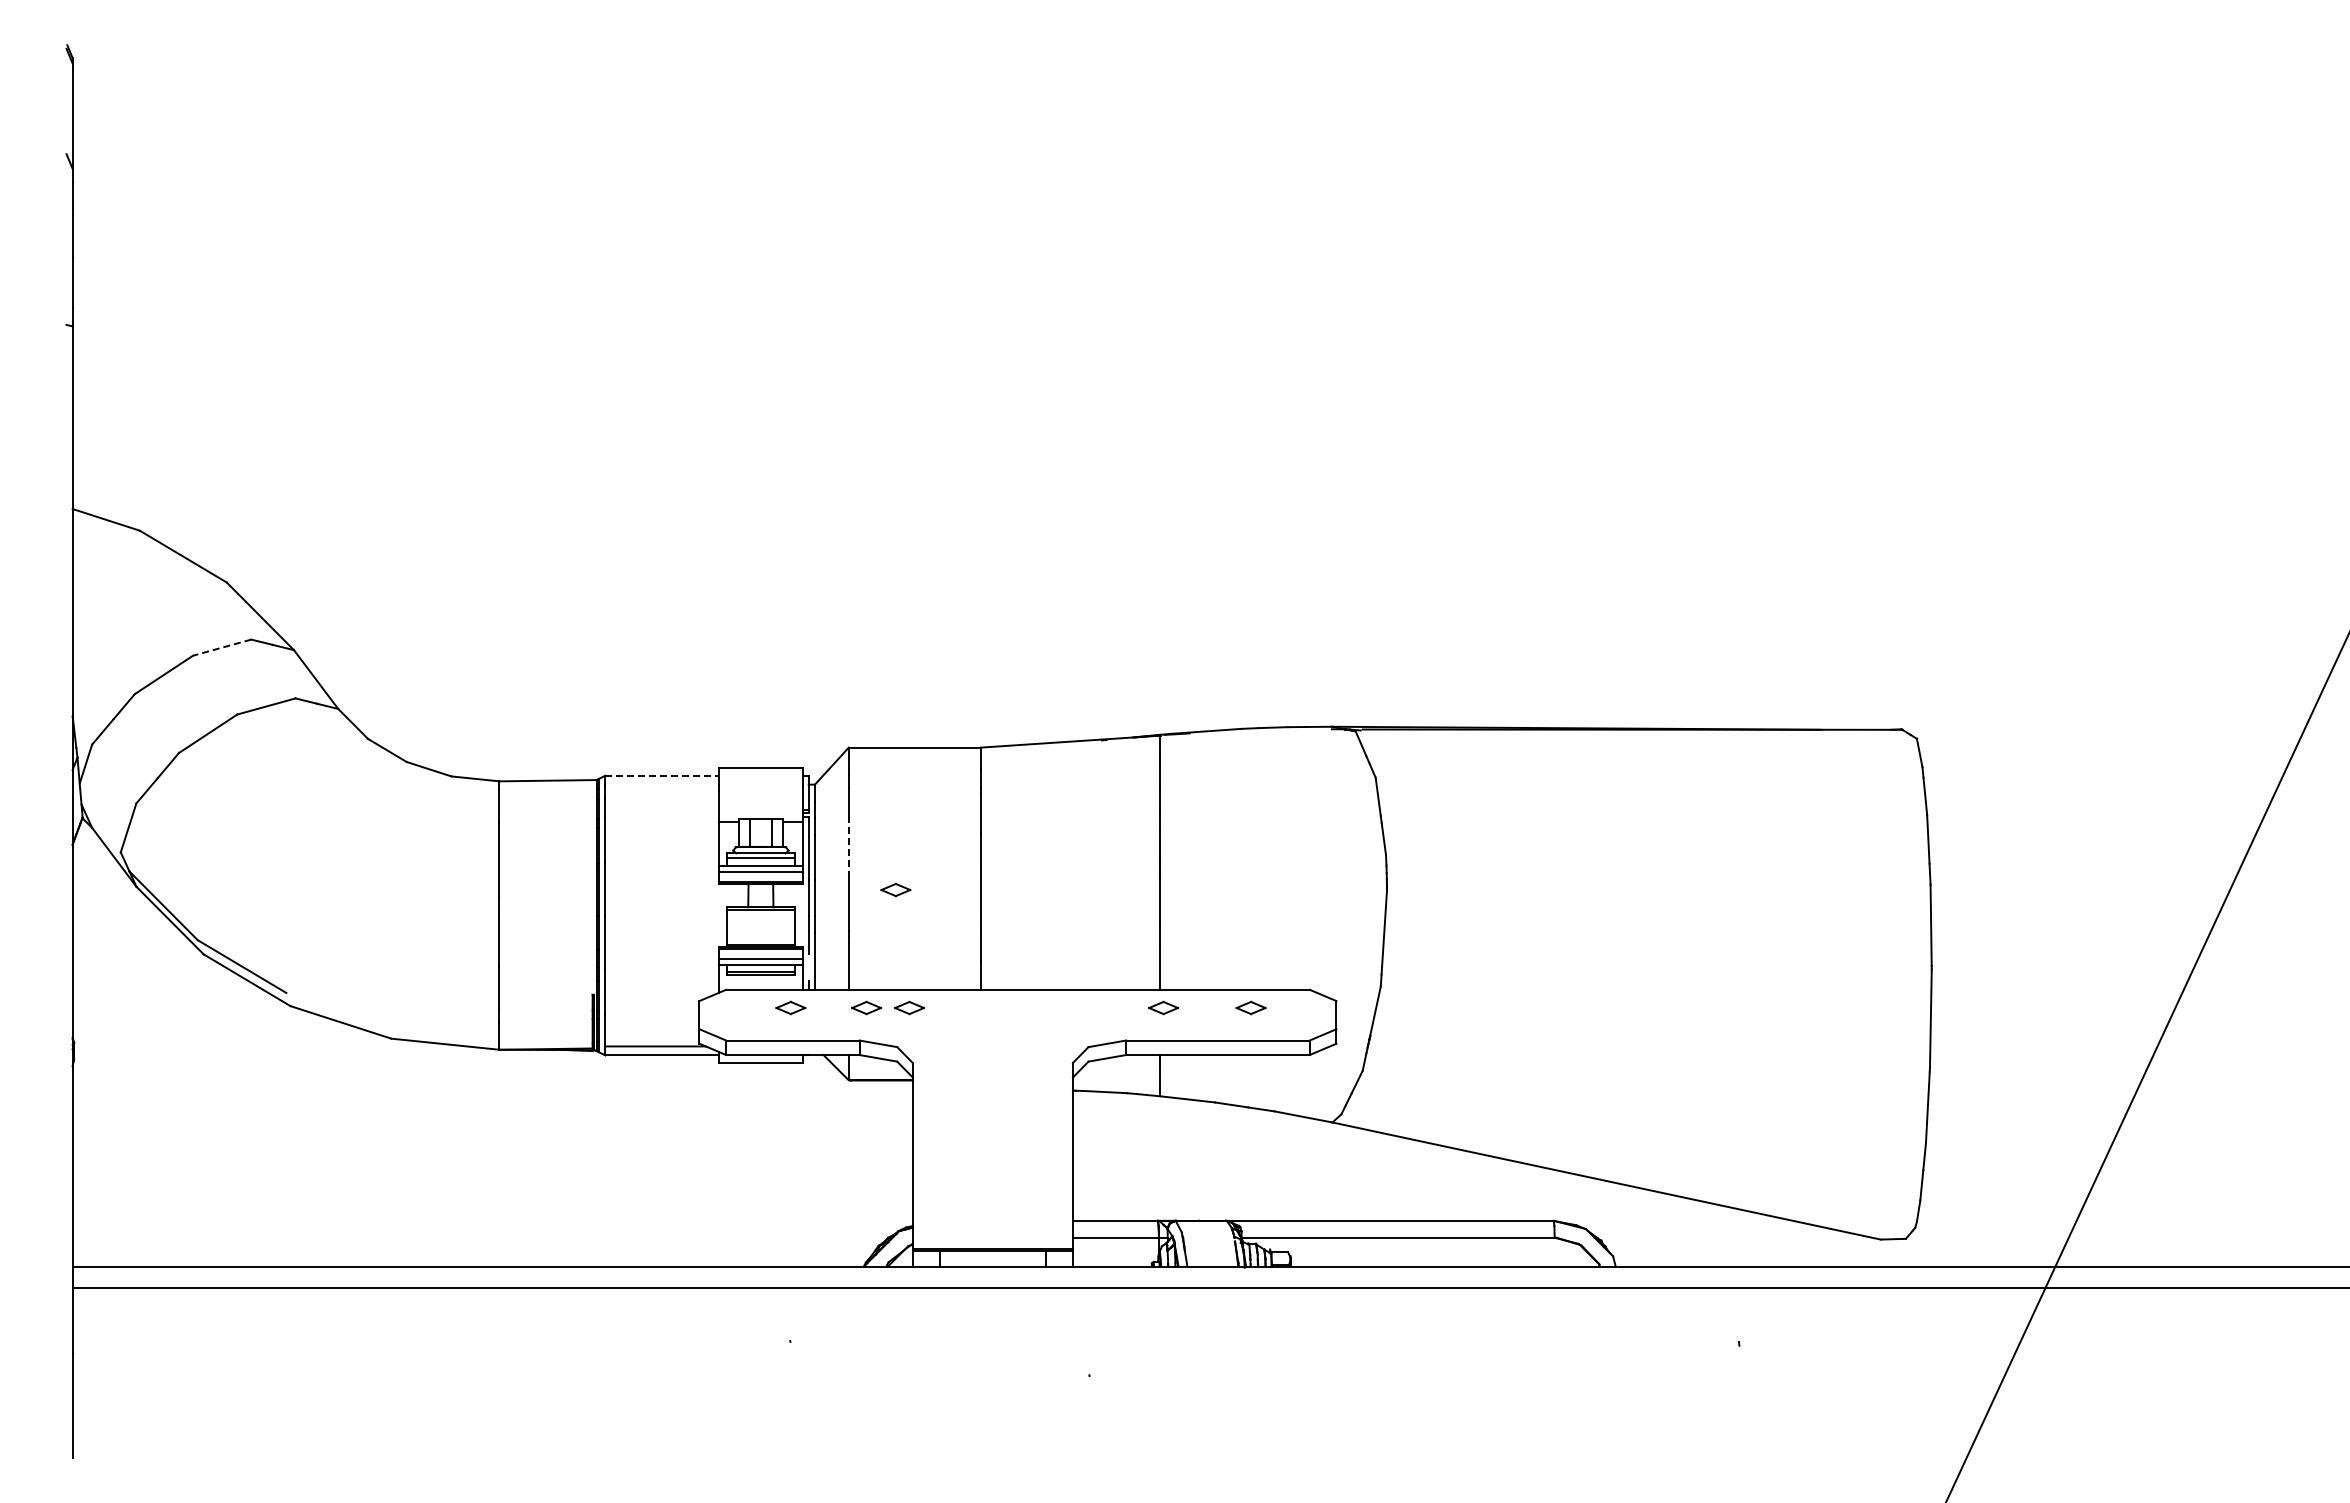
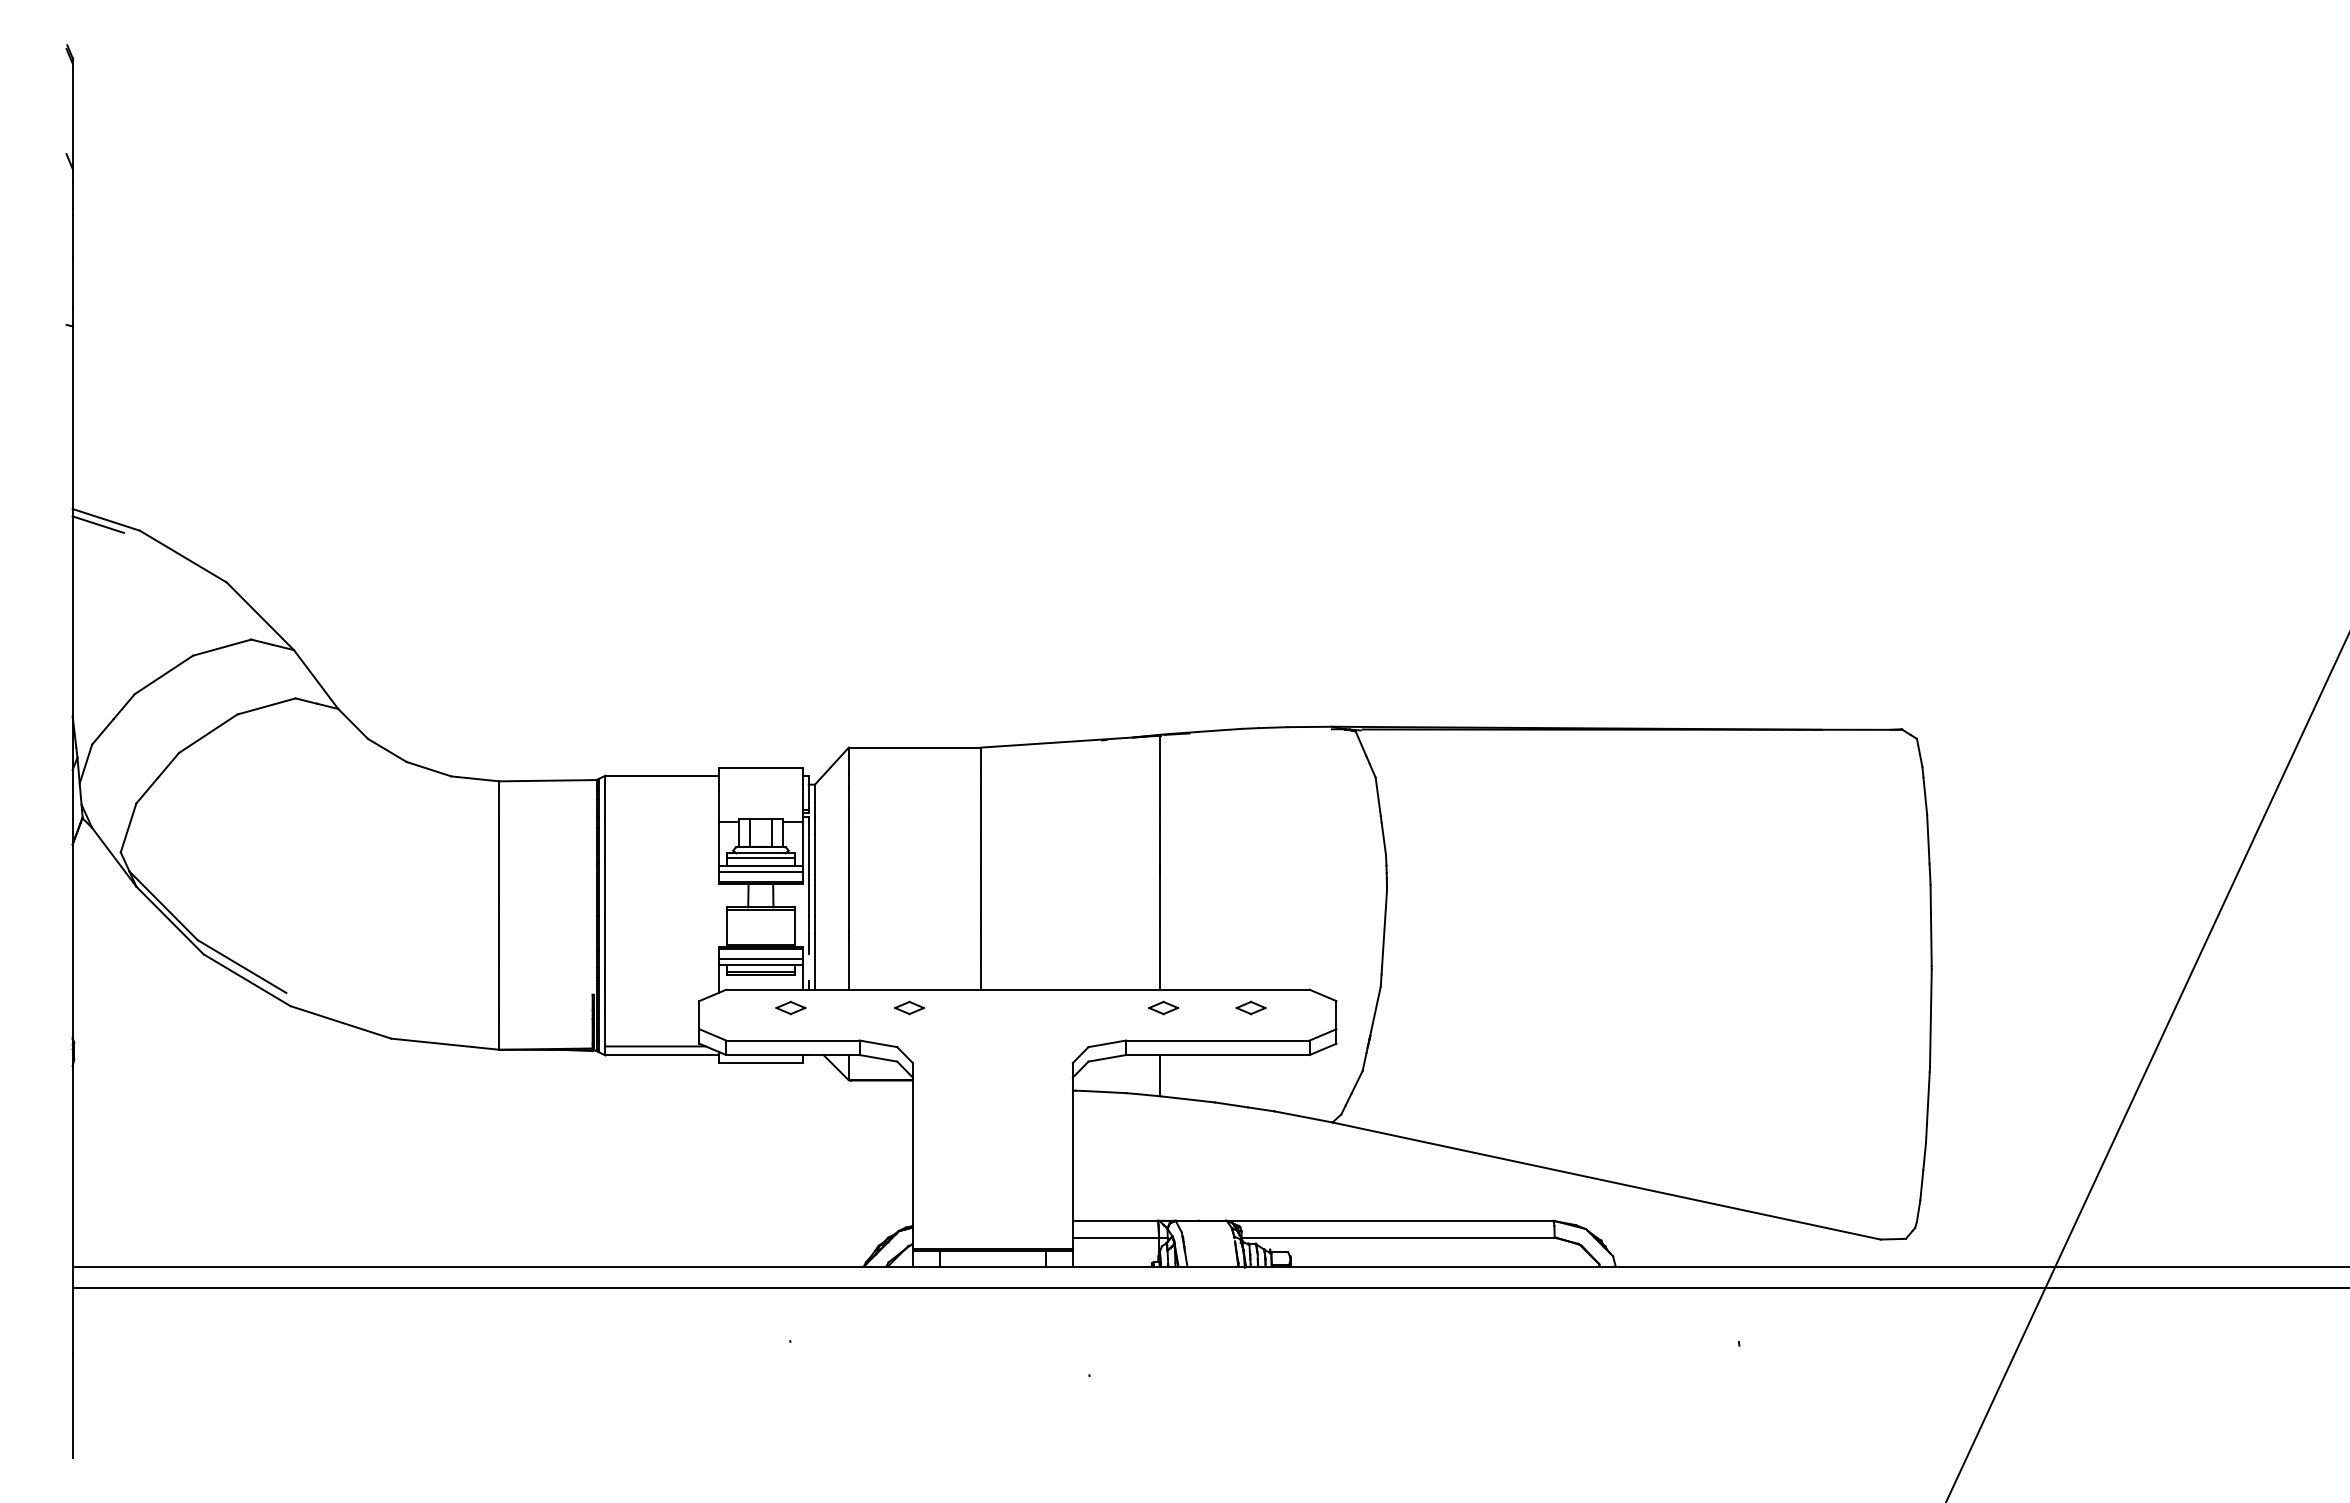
line: none -> present (97, 524)
line: dashed -> solid (221, 647)
line: dashed -> solid (661, 775)
line: dashed -> solid (848, 843)
part: present -> none (895, 889)
part: present -> none (866, 1007)
